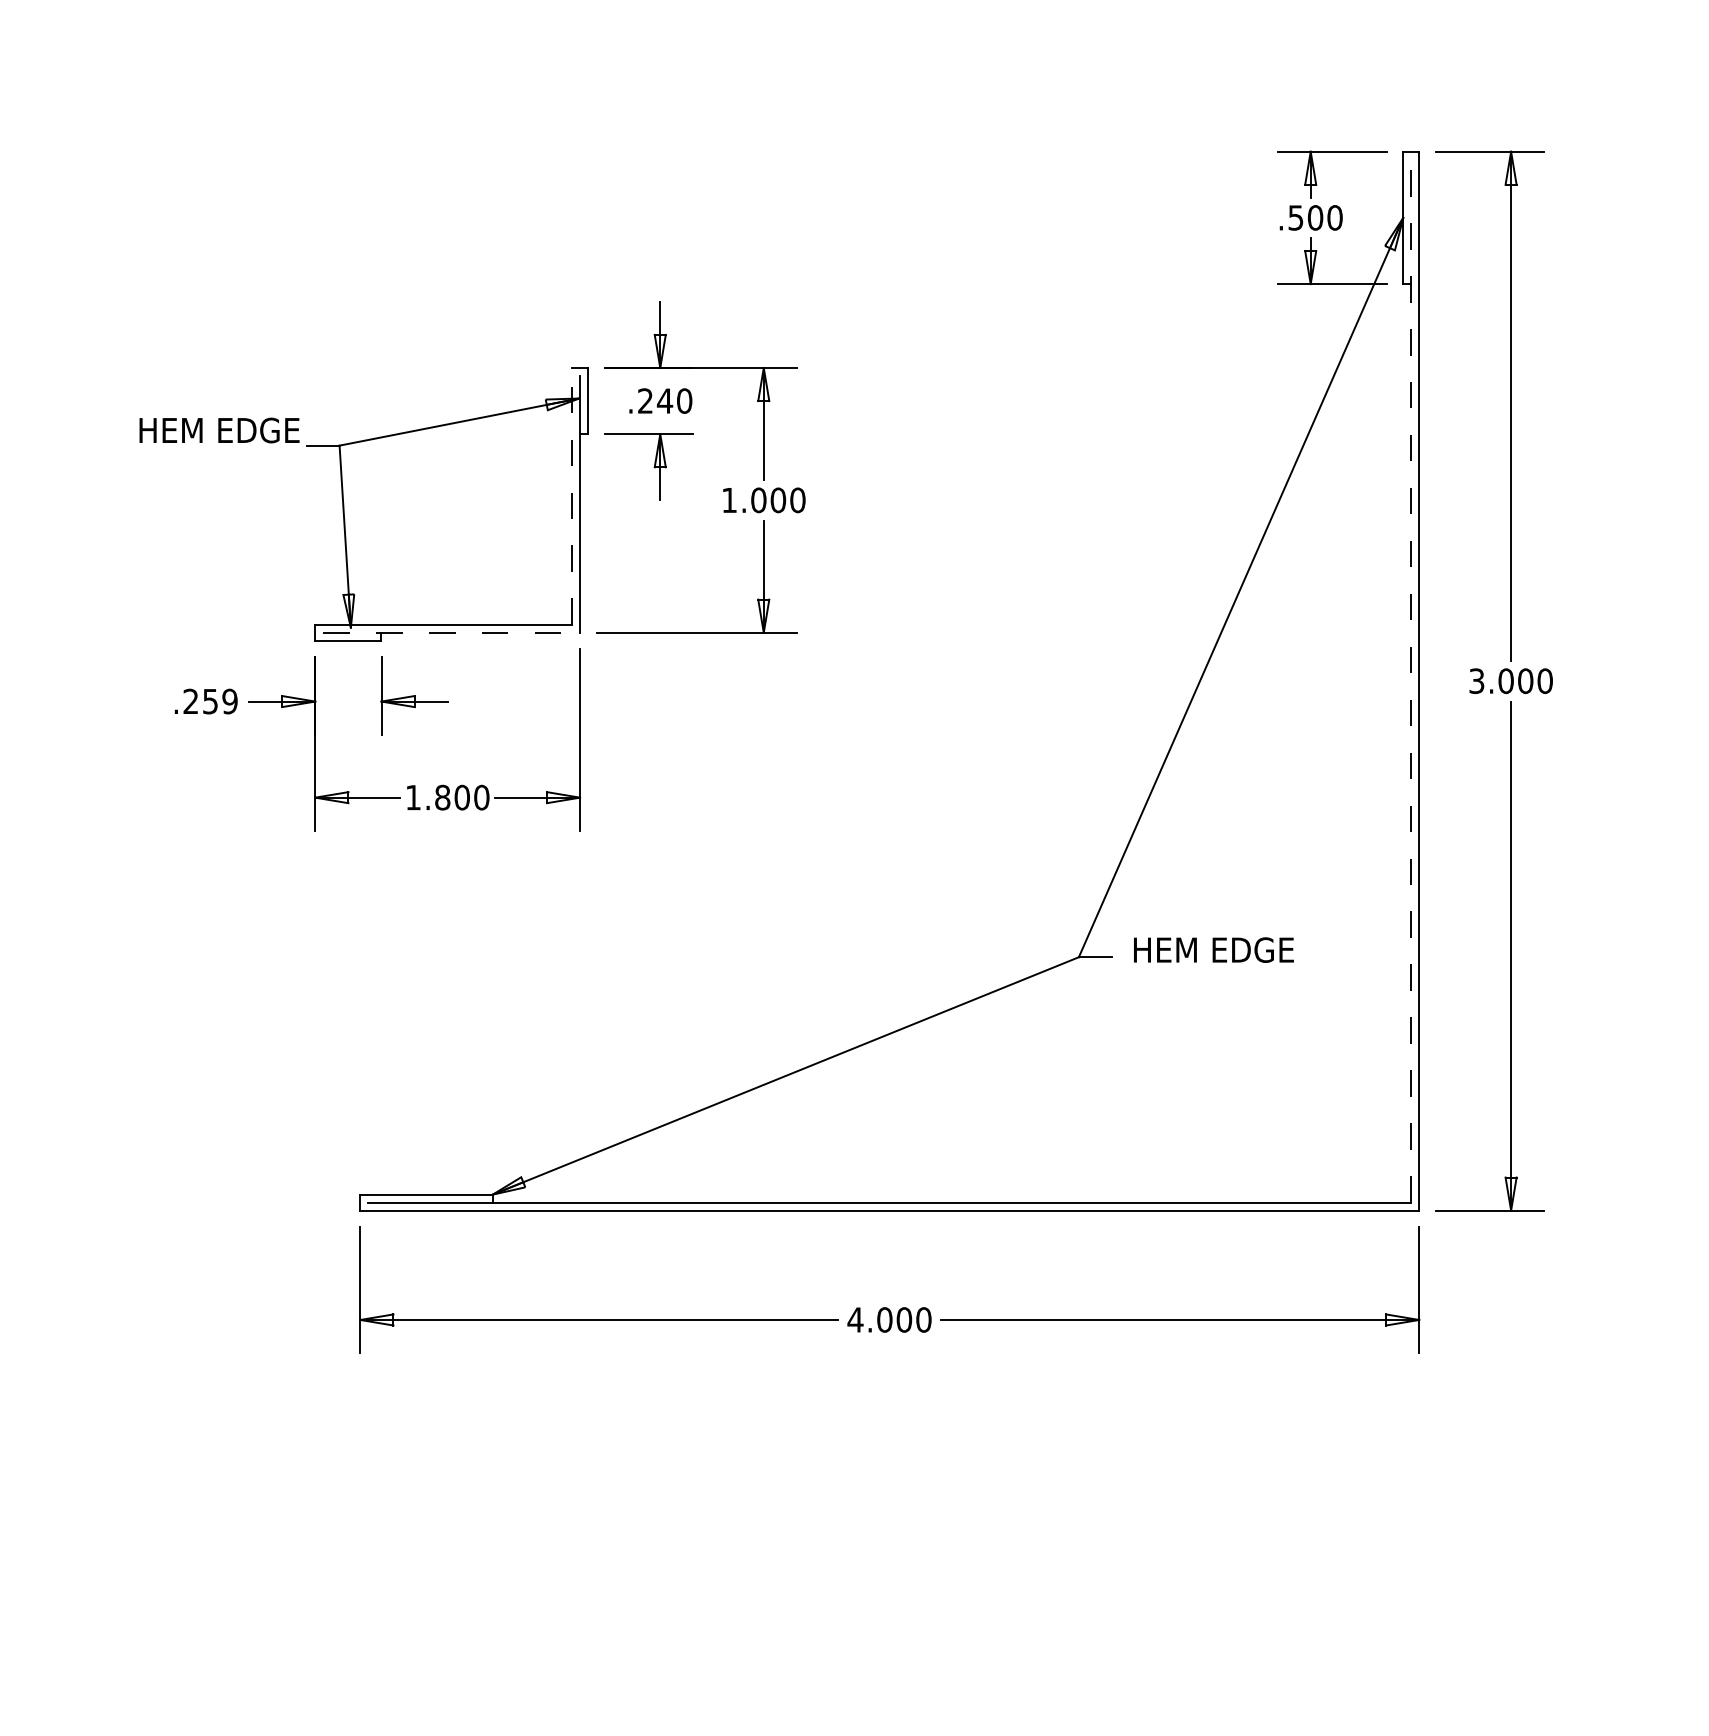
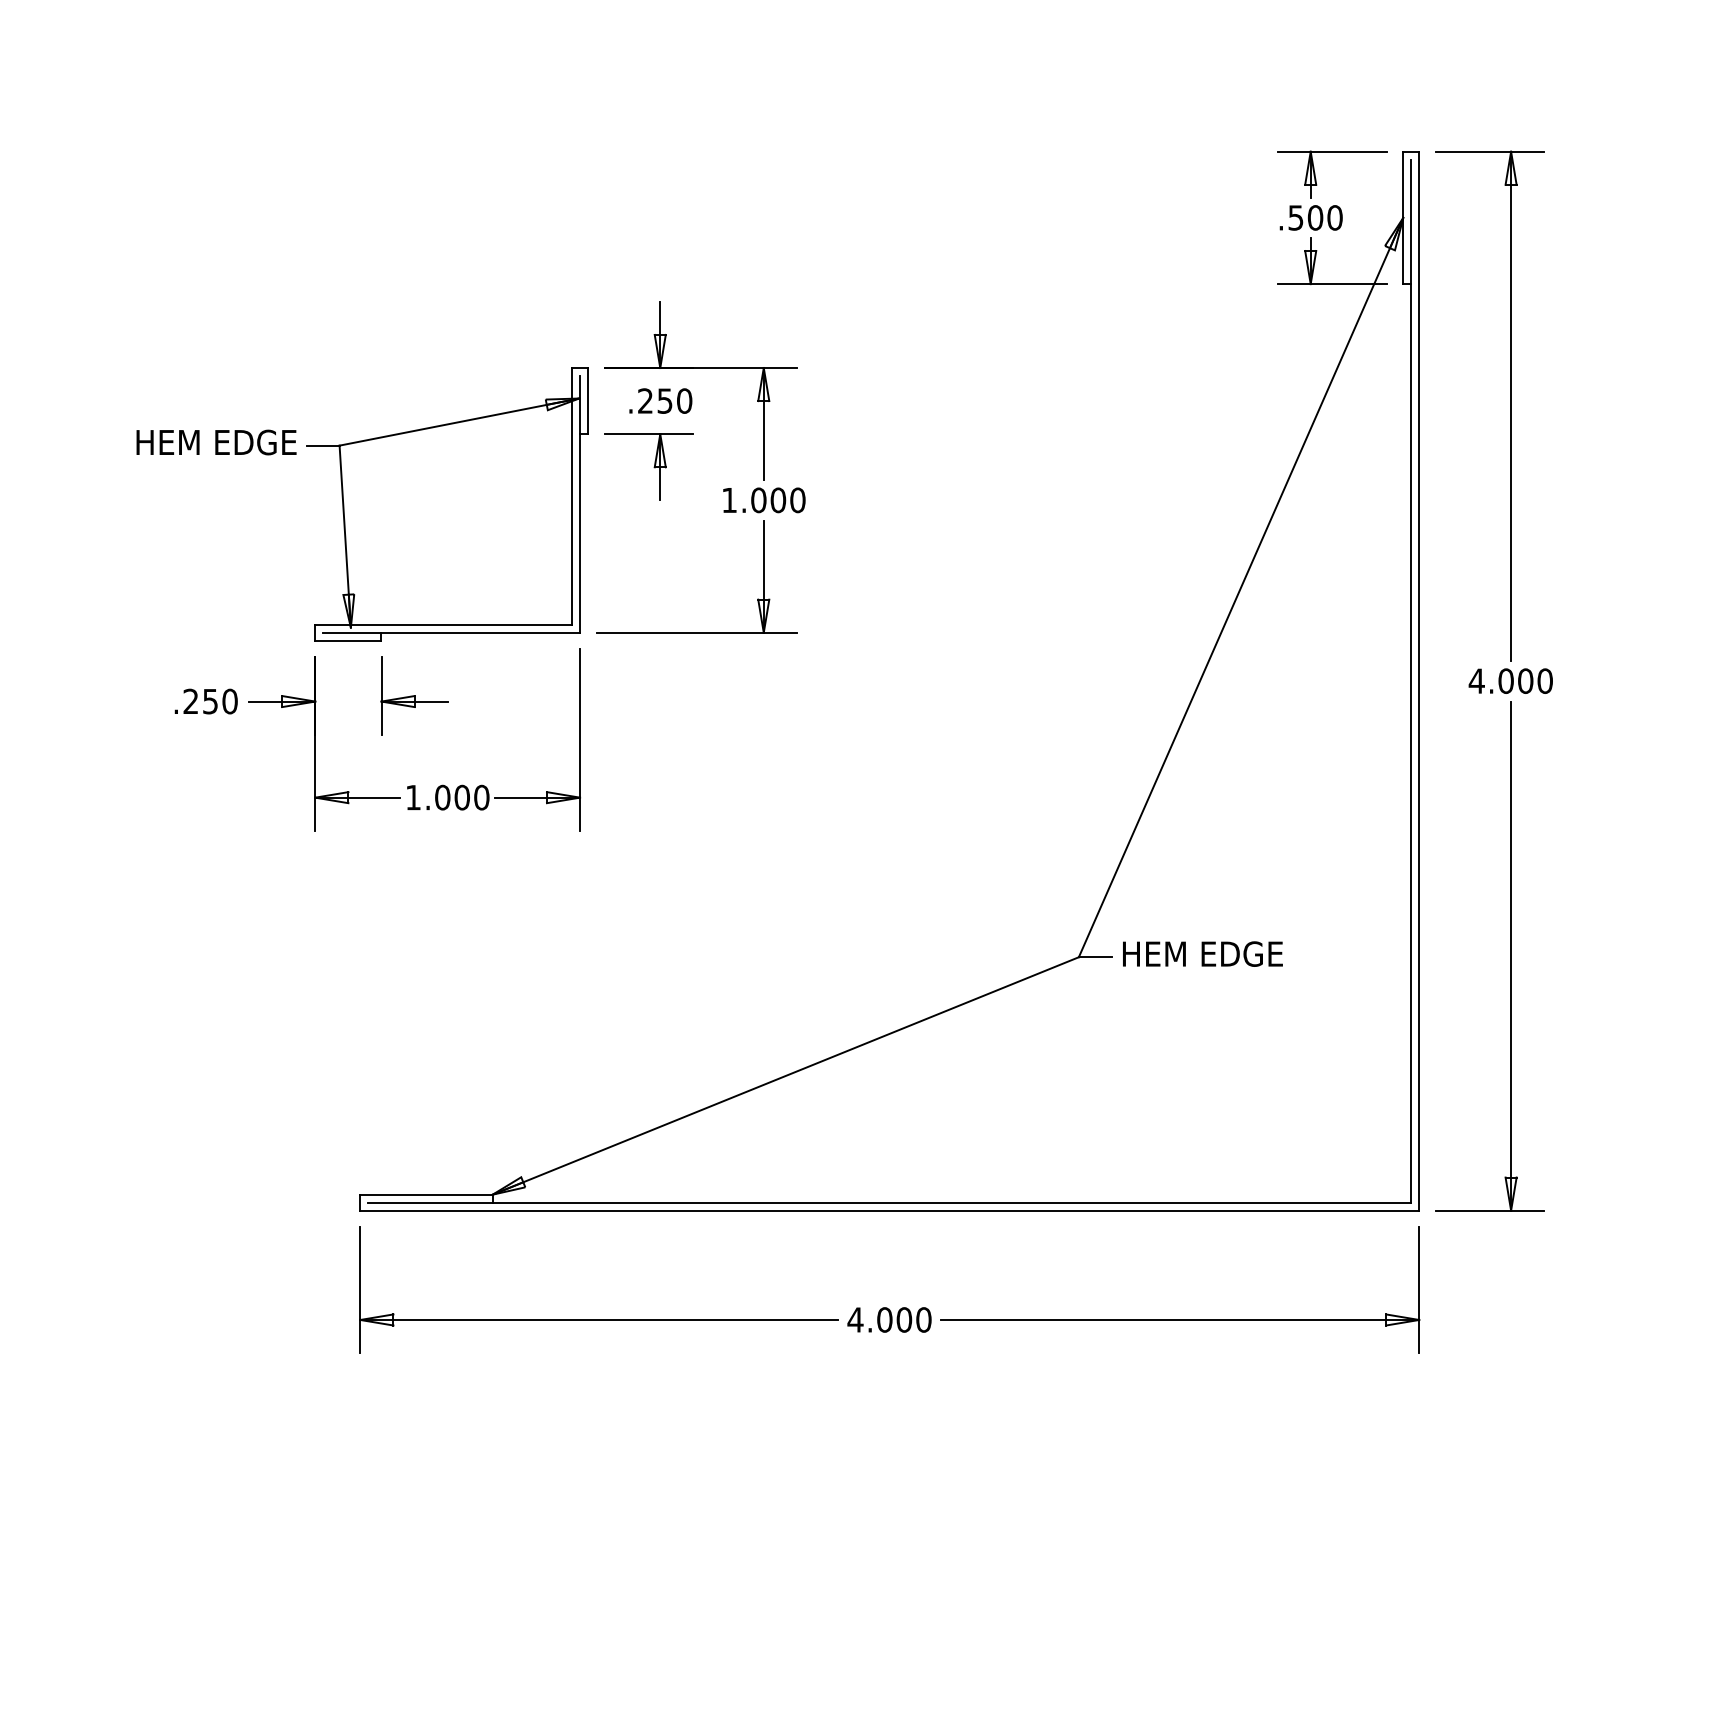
text: .240 -> .250 (664, 400)
text position: (219, 430) -> (216, 442) (216, 442)
line: dashed -> solid (572, 495)
line: dashed -> solid (452, 632)
line: dashed -> solid (1411, 681)
text: 3.000 -> 4.000 (1476, 681)
text: .259 -> .250 (229, 701)
text: 1.800 -> 1.000 (442, 797)
text position: (1213, 949) -> (1202, 953) (1202, 953)
